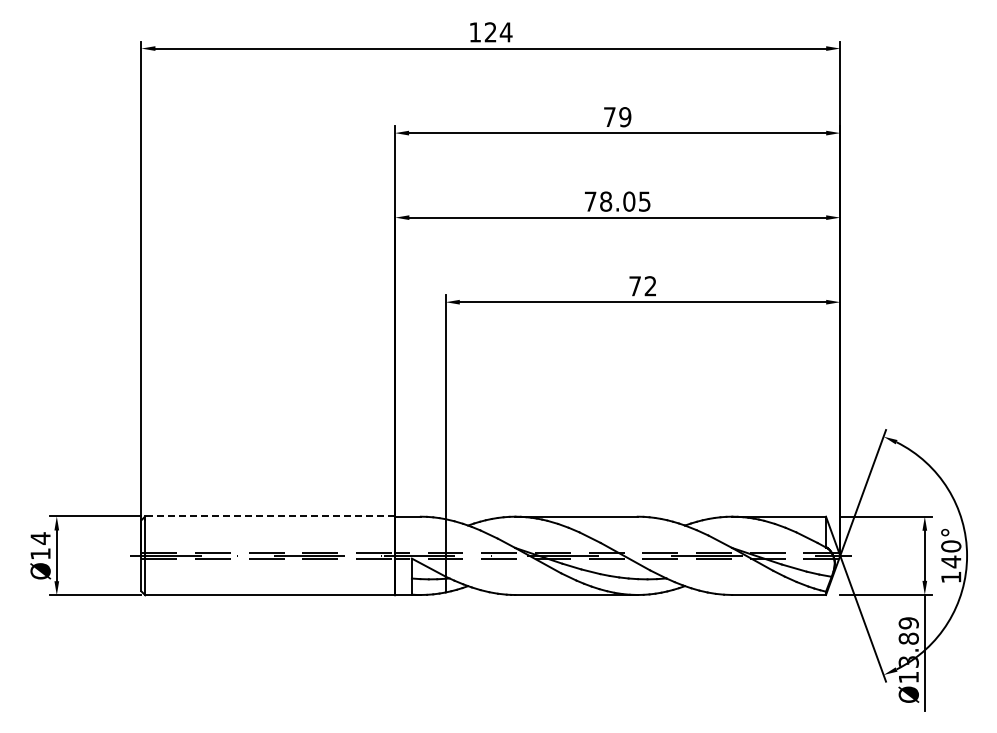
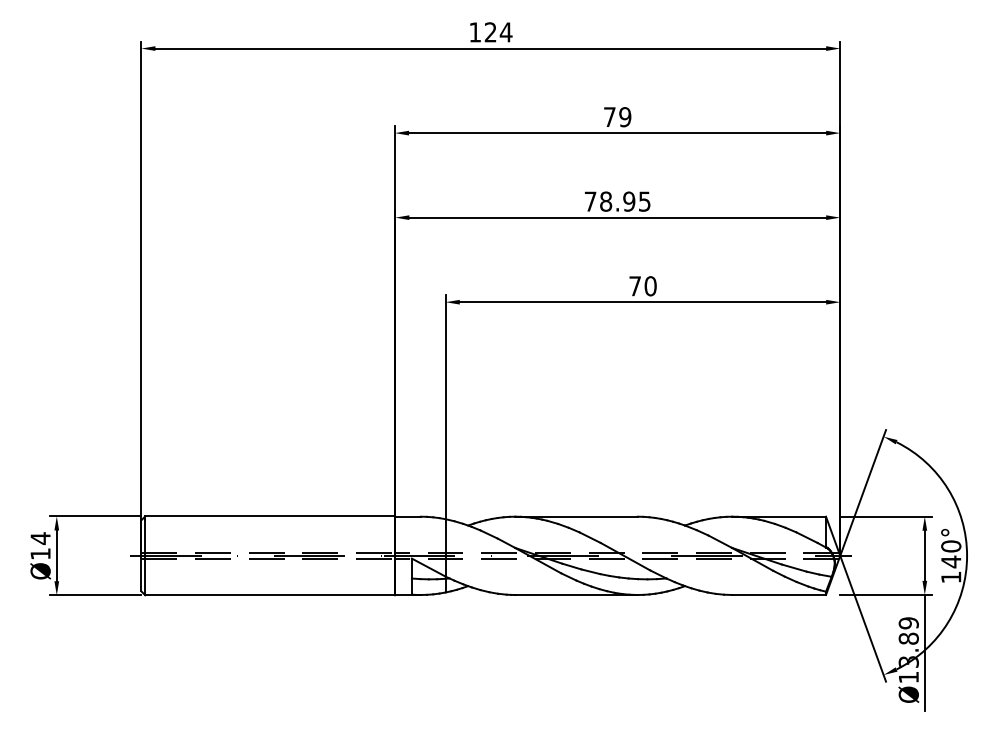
text: 78.05 -> 78.95 (629, 201)
text: 72 -> 70 (650, 286)
line: dashed -> solid (270, 516)
